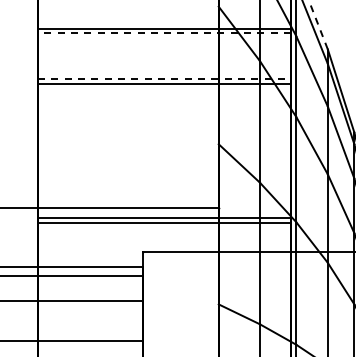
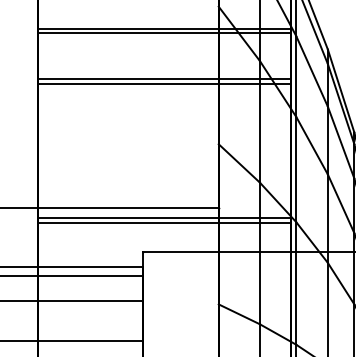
line: dashed -> solid (318, 25)
line: dashed -> solid (164, 33)
line: dashed -> solid (165, 79)
